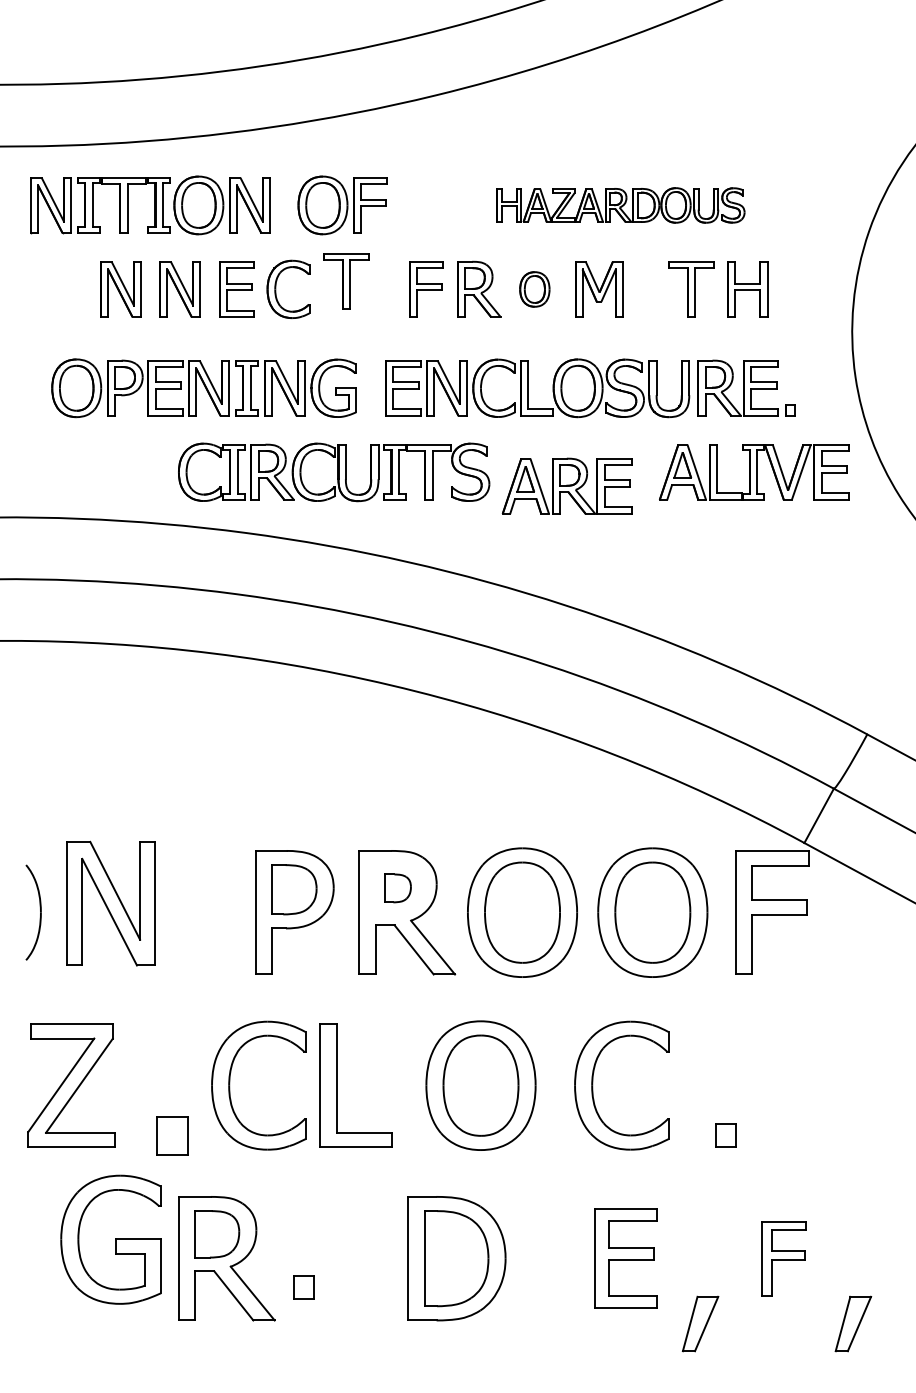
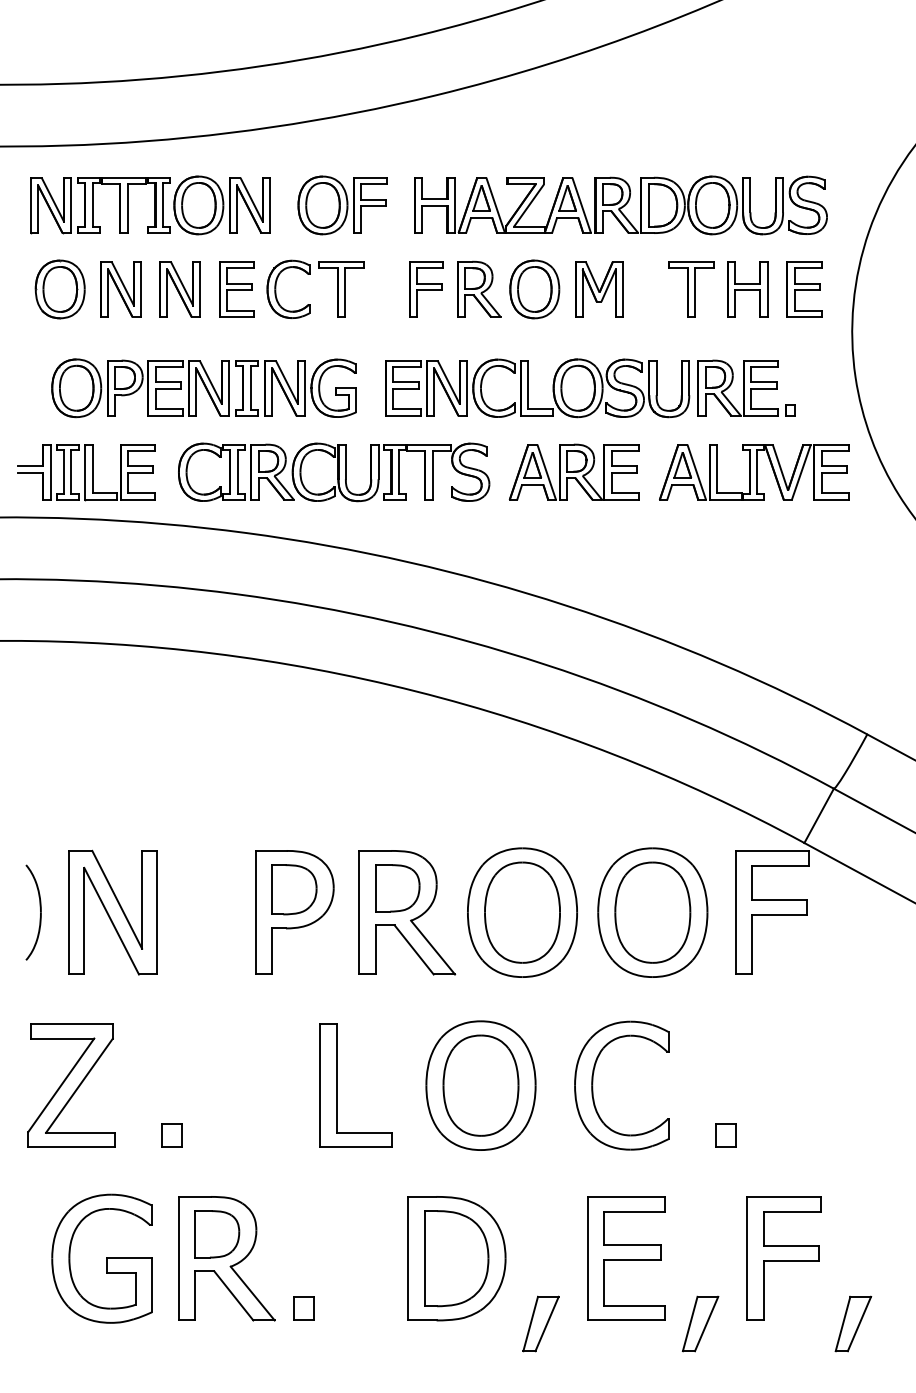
part size: 250x37 px -> 414x61 px (620, 205)
part position: (346, 281) -> (341, 289) (341, 289)
part: none -> present (59, 289)
part size: 32x37 px -> 52x61 px (534, 289)
part: none -> present (804, 289)
part: none -> present (86, 472)
part position: (566, 485) -> (573, 471) (573, 471)
part size: 28x31 px -> 46x49 px (397, 888)
part position: (110, 903) -> (112, 912) (112, 912)
part: present -> none (230, 1085)
part size: 33x40 px -> 22x25 px (171, 1135)
part position: (110, 1239) -> (101, 1258) (101, 1258)
part size: 64x101 px -> 79x125 px (626, 1258)
part size: 46x76 px -> 76x125 px (783, 1258)
part position: (303, 1287) -> (303, 1308) (303, 1308)
part: none -> present (540, 1323)
